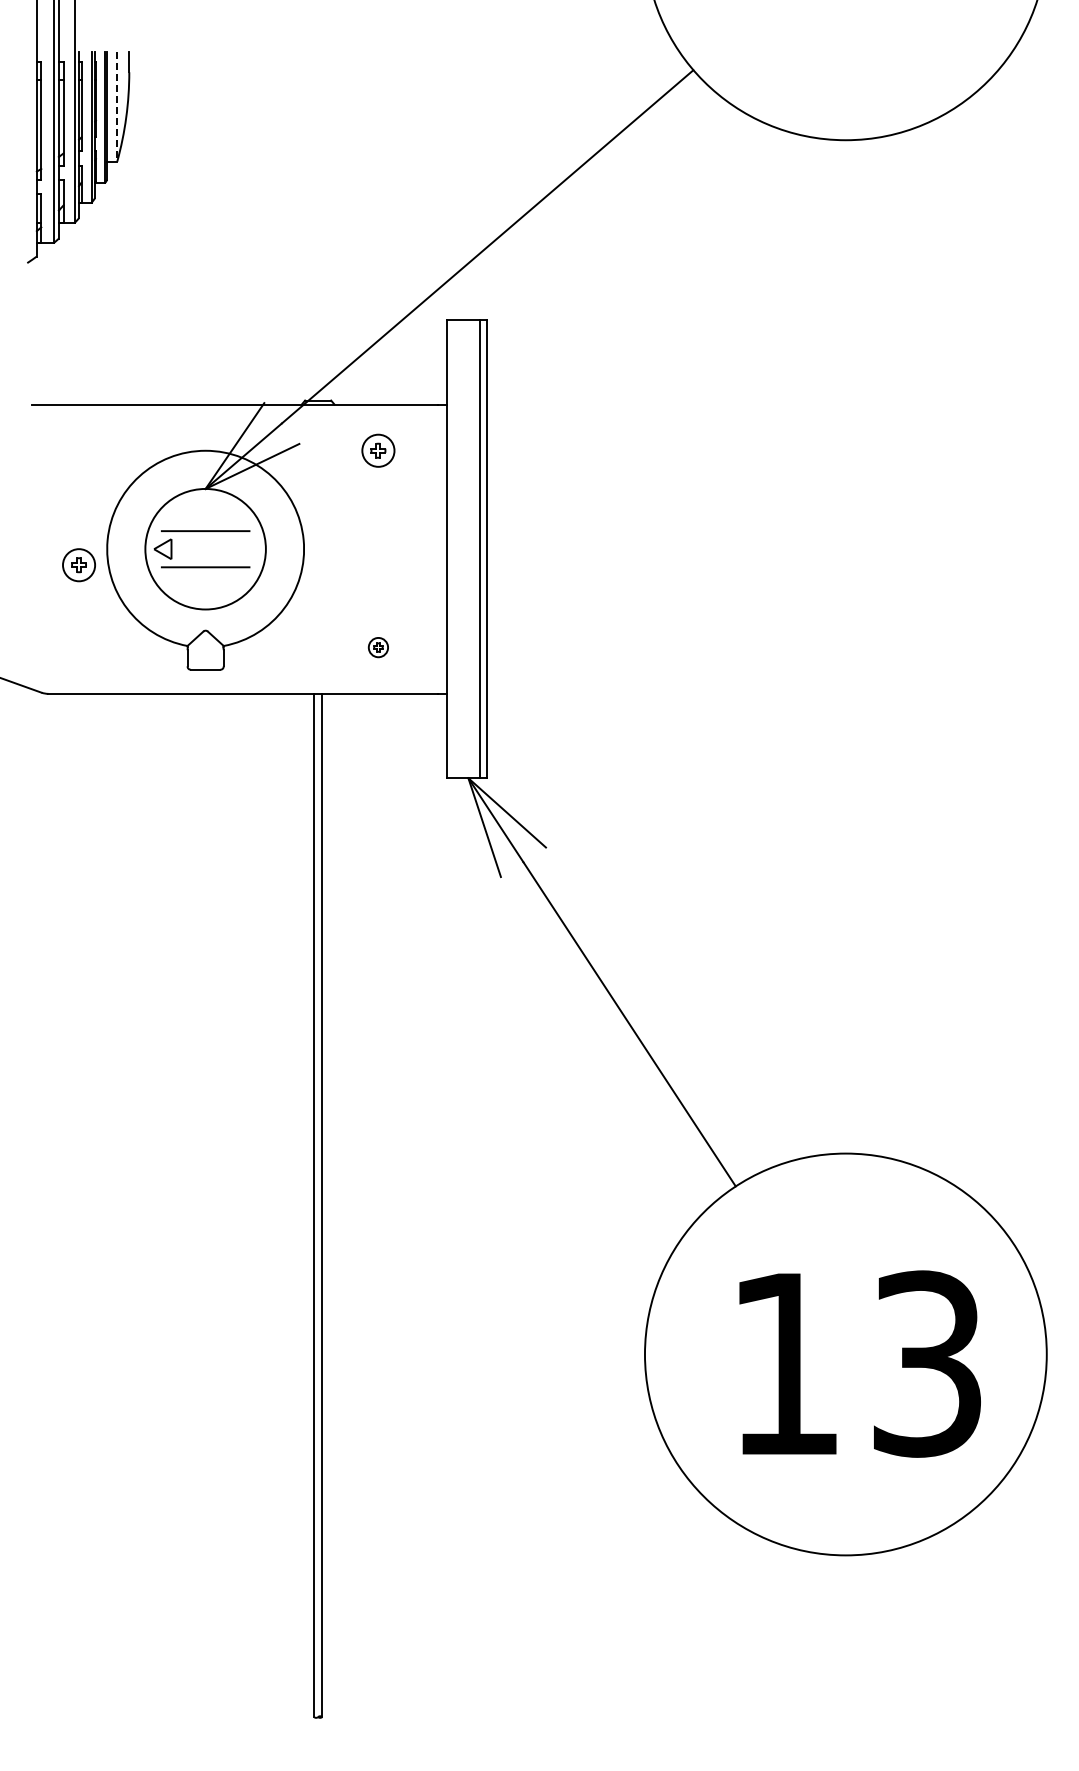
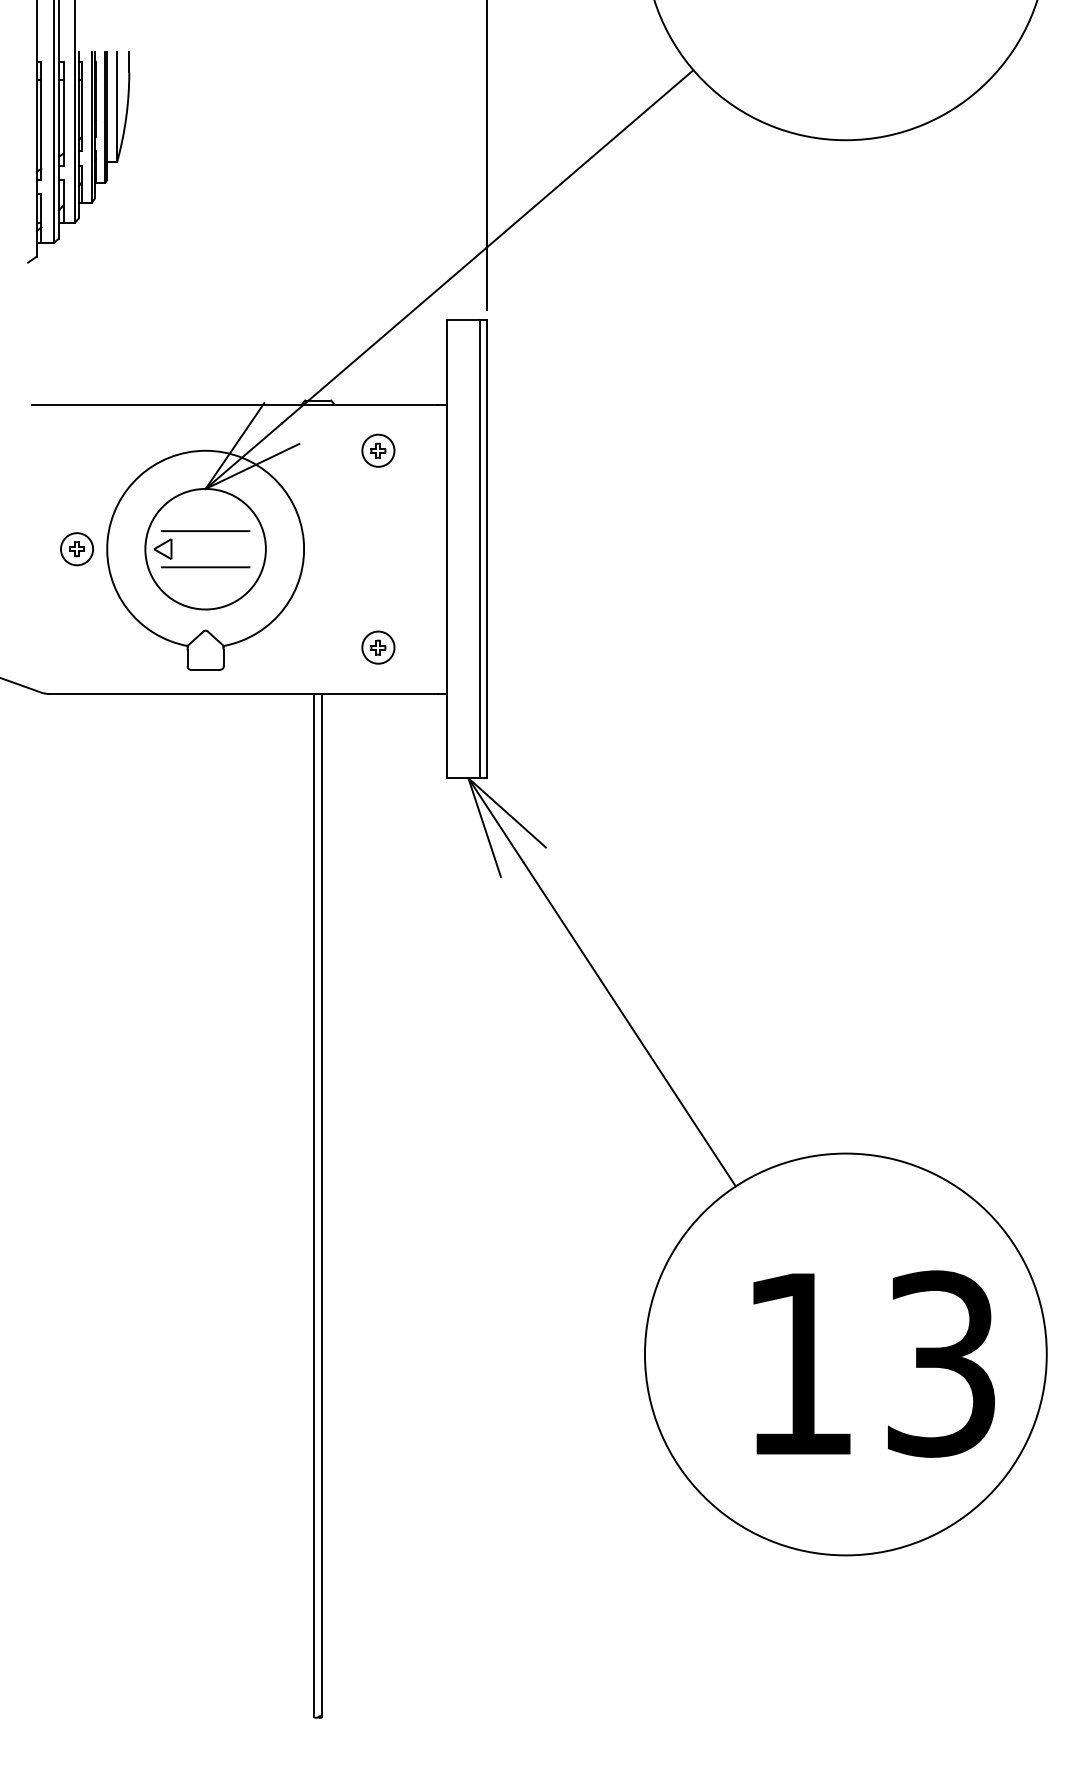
line: dashed -> solid (117, 106)
line: none -> present (486, 156)
part position: (78, 565) -> (76, 549) (76, 549)
part size: 22x22 px -> 35x35 px (378, 647)
text position: (859, 1363) -> (873, 1363) (873, 1363)
